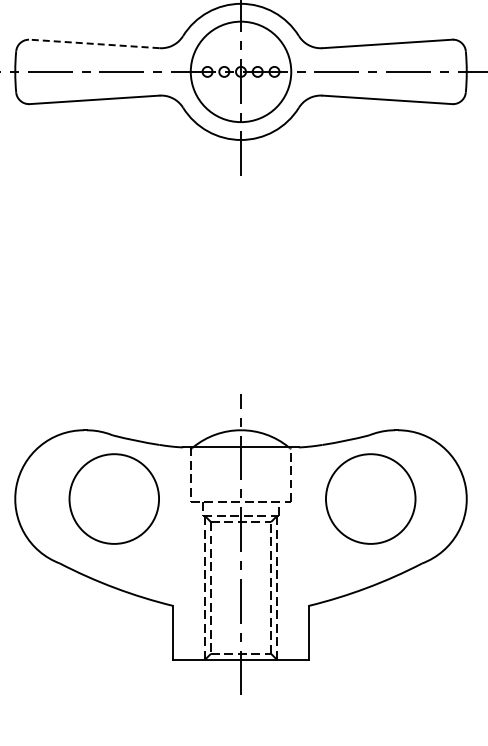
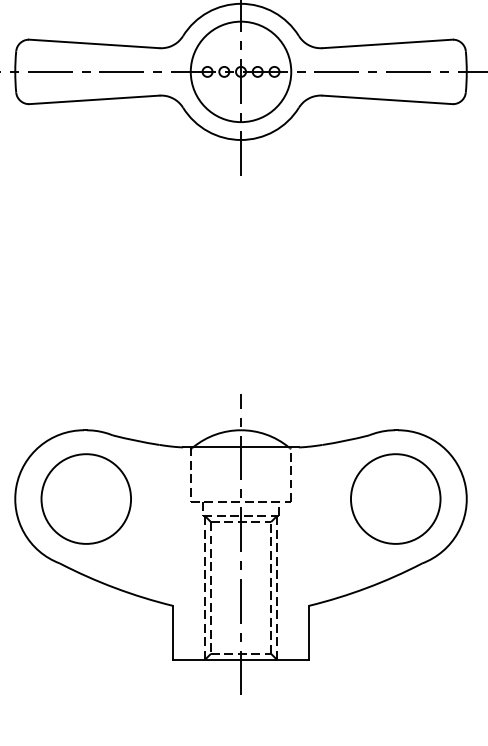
line: dashed -> solid (93, 43)
part position: (113, 498) -> (85, 498) (85, 498)
part position: (370, 498) -> (395, 498) (395, 498)
